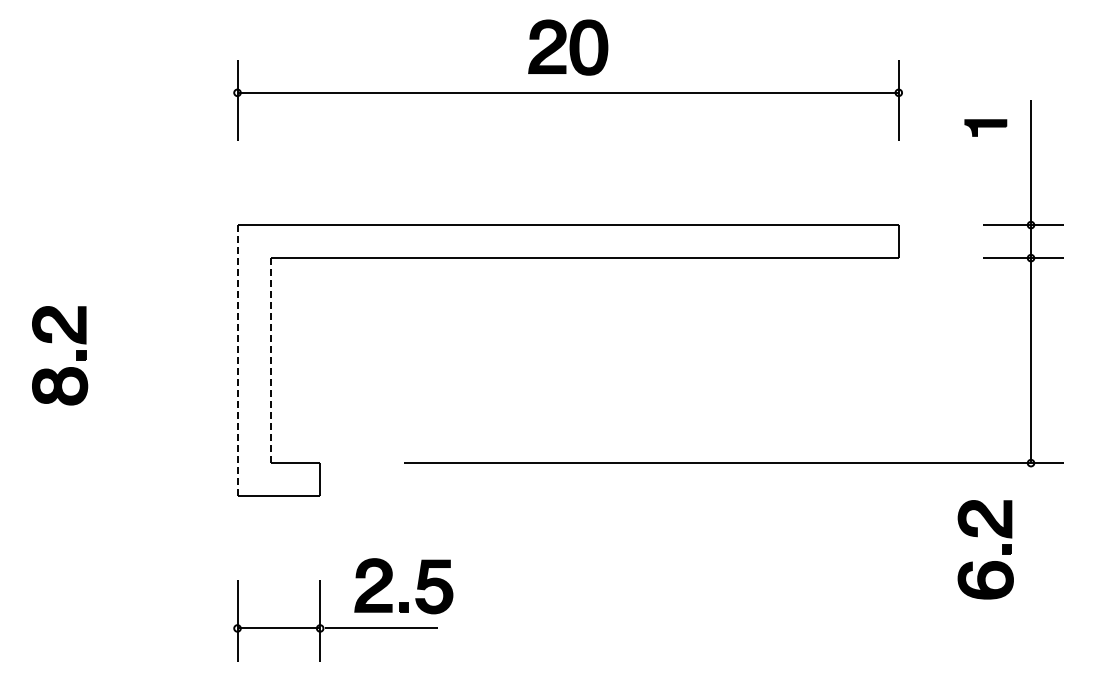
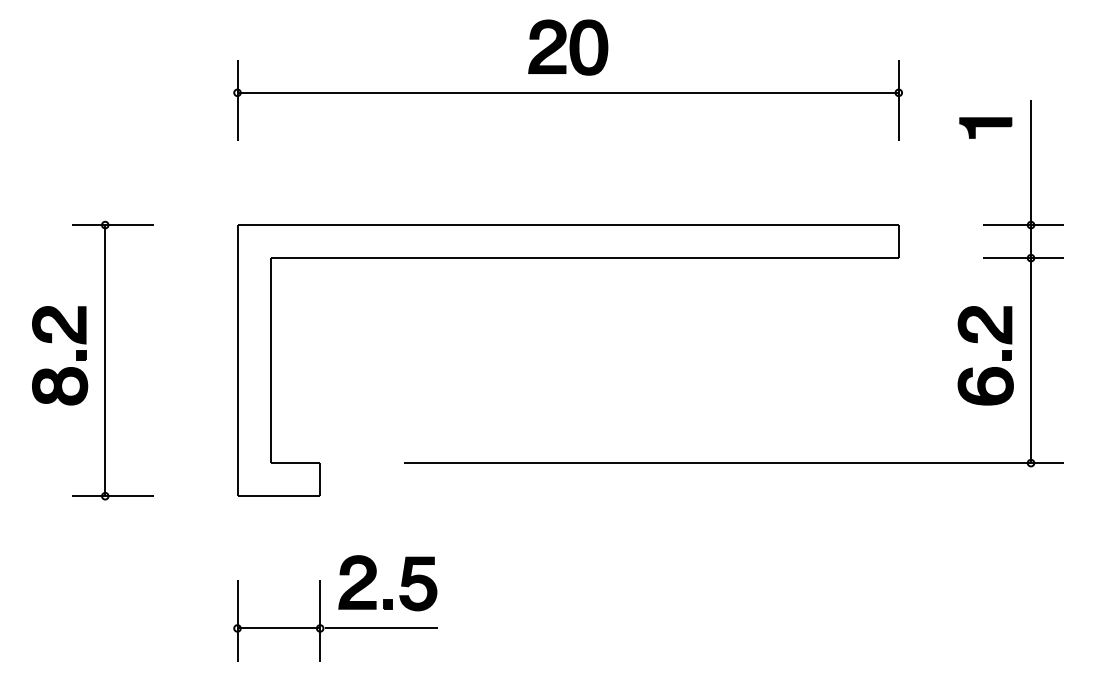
part size: 44x18 px -> 54x22 px (985, 127)
part: none -> present (105, 360)
line: dashed -> solid (237, 360)
line: dashed -> solid (270, 360)
part position: (989, 561) -> (989, 367) (989, 367)
part position: (391, 580) -> (375, 577) (375, 577)
